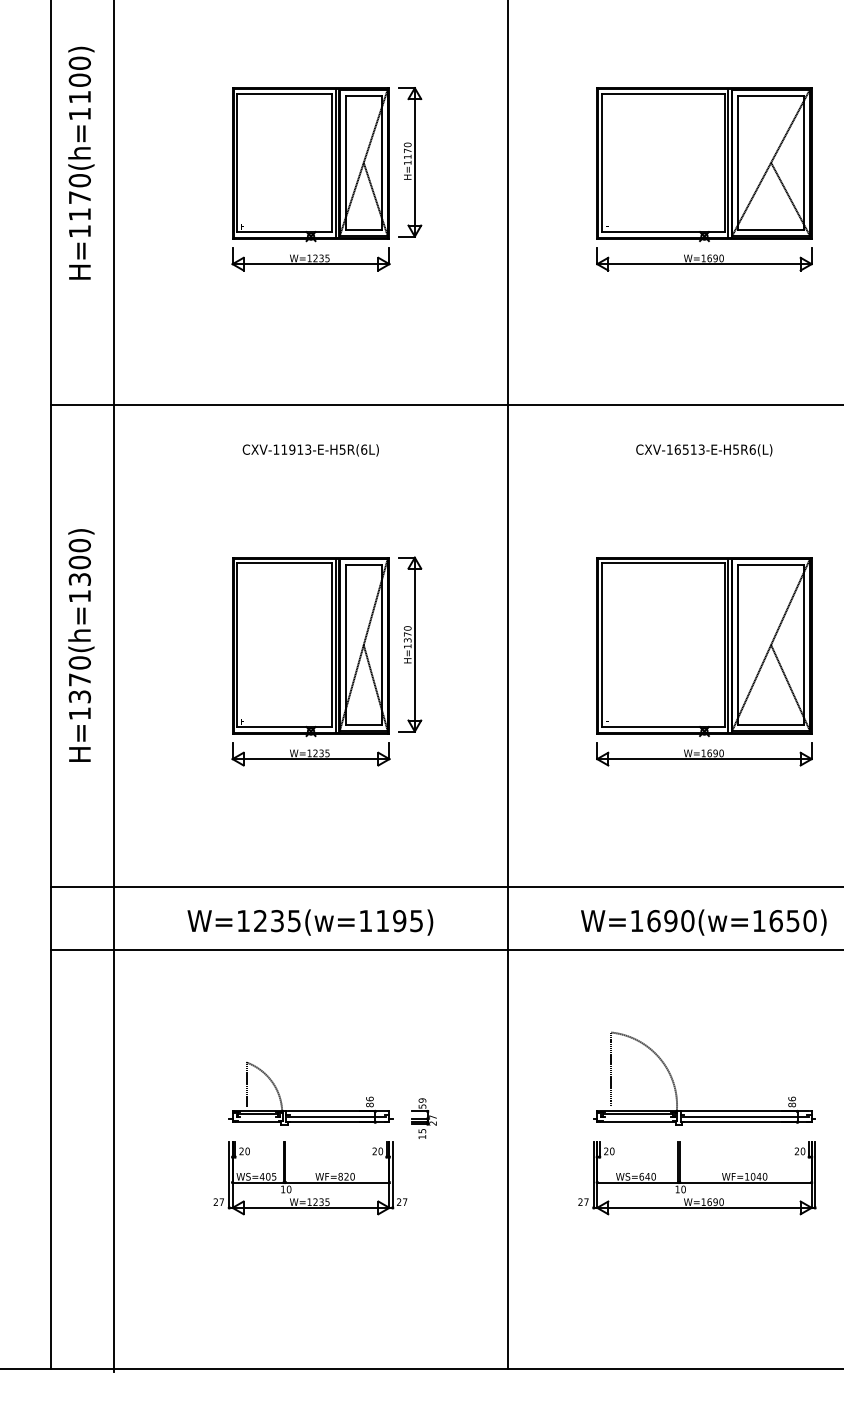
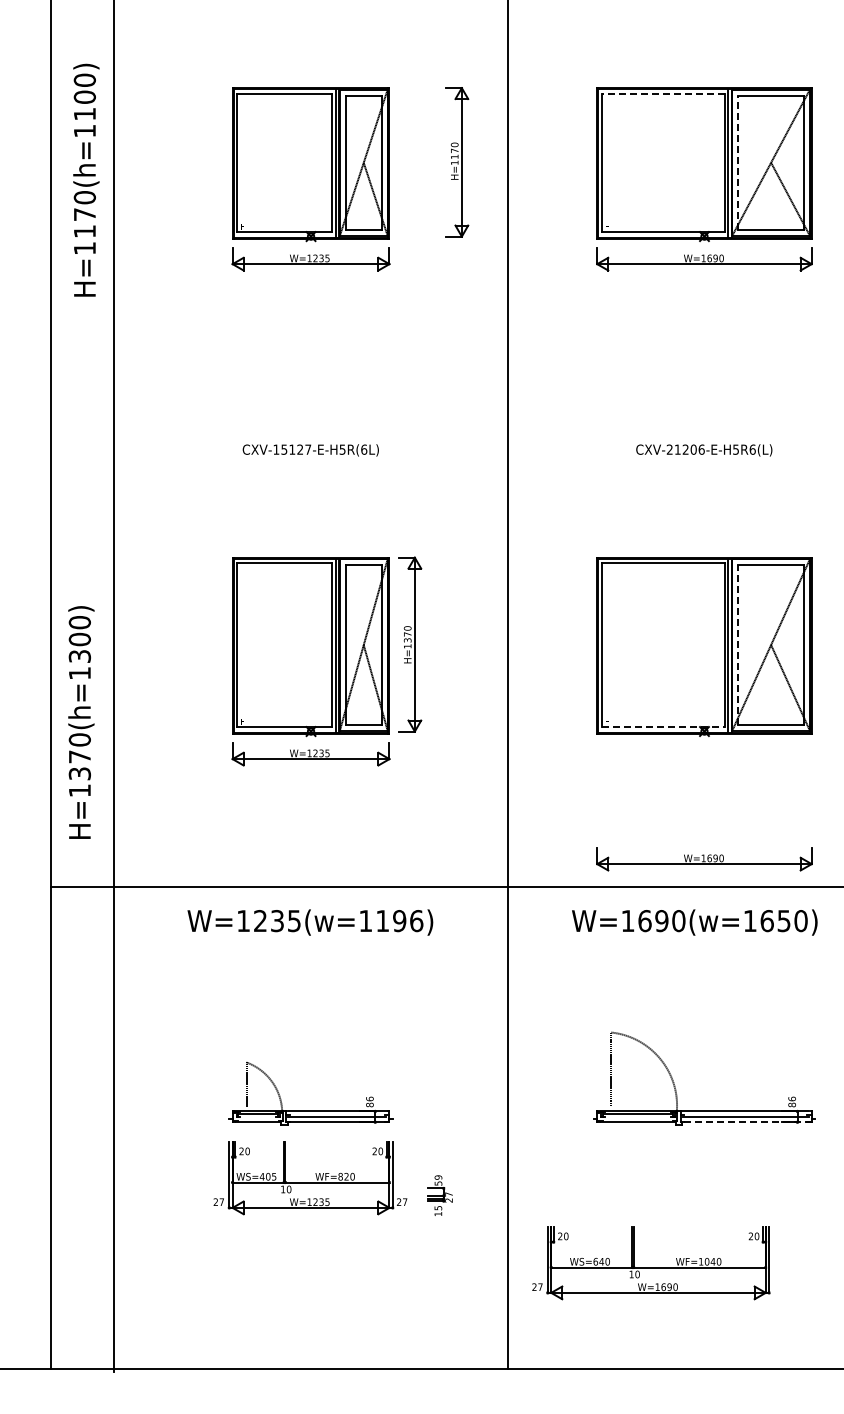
line: solid -> dashed (662, 93)
text position: (81, 162) -> (86, 179) (86, 179)
part position: (410, 162) -> (457, 162) (457, 162)
line: solid -> dashed (738, 162)
line: present -> none (445, 404)
text: CXV-11913-E-H5R(6L) -> CXV-15127-E-H5R(6L) (296, 449)
text: CXV-16513-E-H5R6(L) -> CXV-21206-E-H5R6(L) (685, 449)
text position: (81, 645) -> (81, 722) (81, 722)
line: solid -> dashed (738, 645)
line: solid -> dashed (663, 727)
part position: (704, 754) -> (704, 859) (704, 859)
text: W=1235(w=1195) -> W=1235(w=1196) (416, 921)
text position: (703, 922) -> (694, 922) (694, 922)
line: present -> none (445, 950)
part position: (423, 1118) -> (439, 1195) (439, 1195)
line: solid -> dashed (746, 1122)
part position: (697, 1178) -> (651, 1263) (651, 1263)
